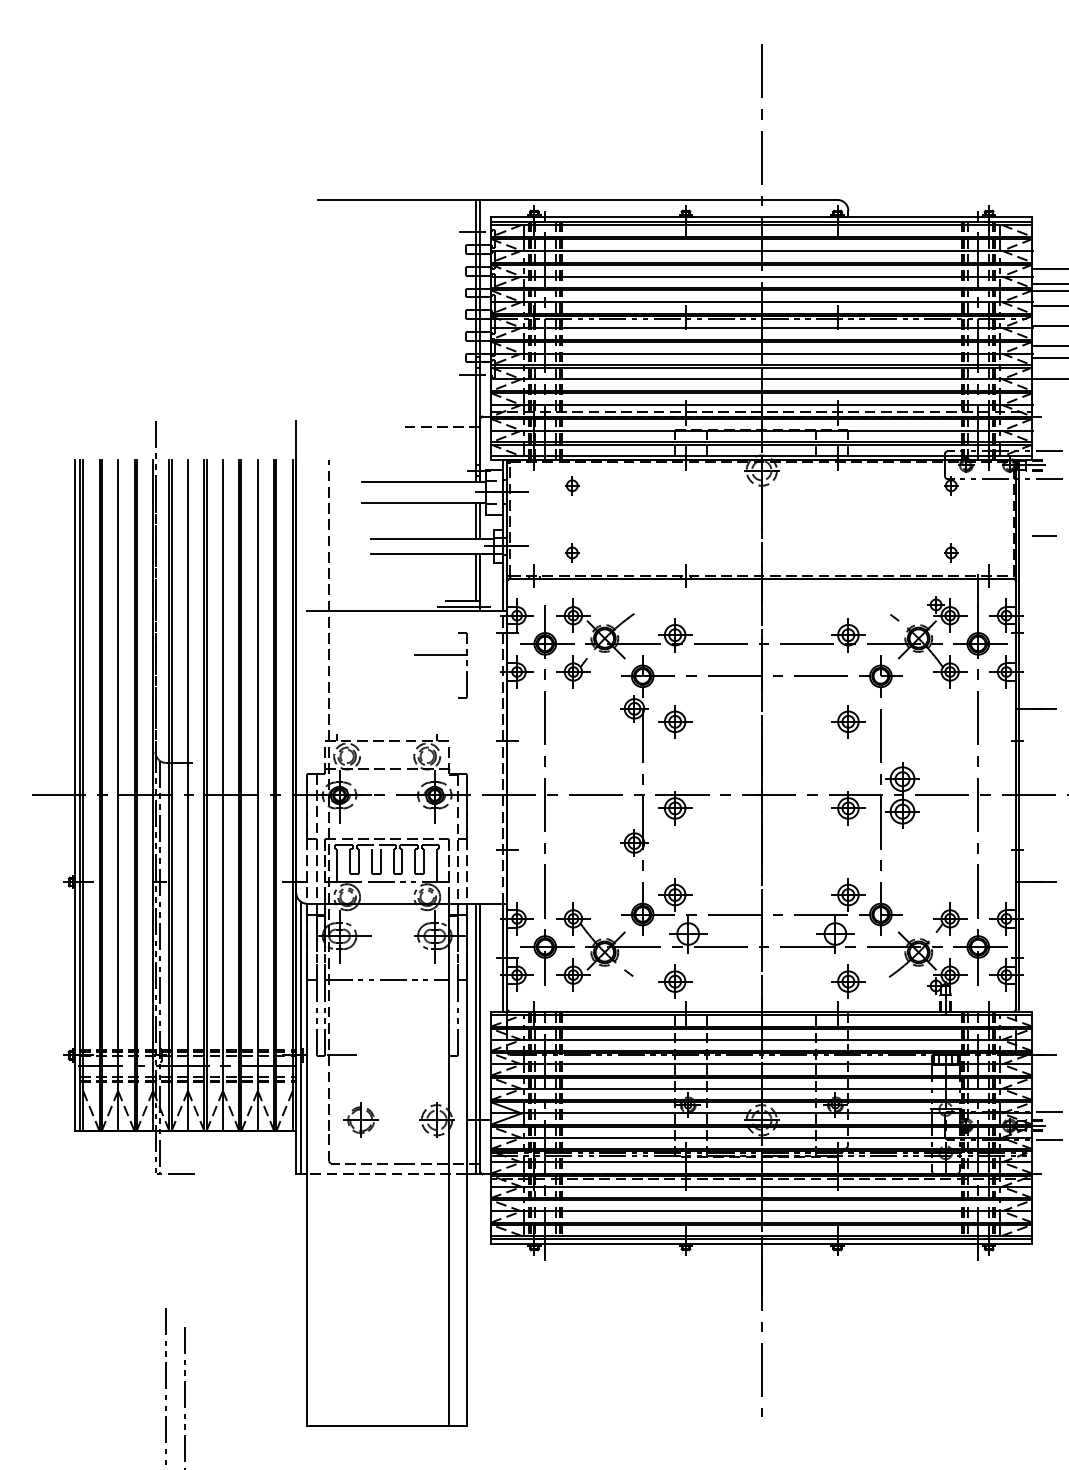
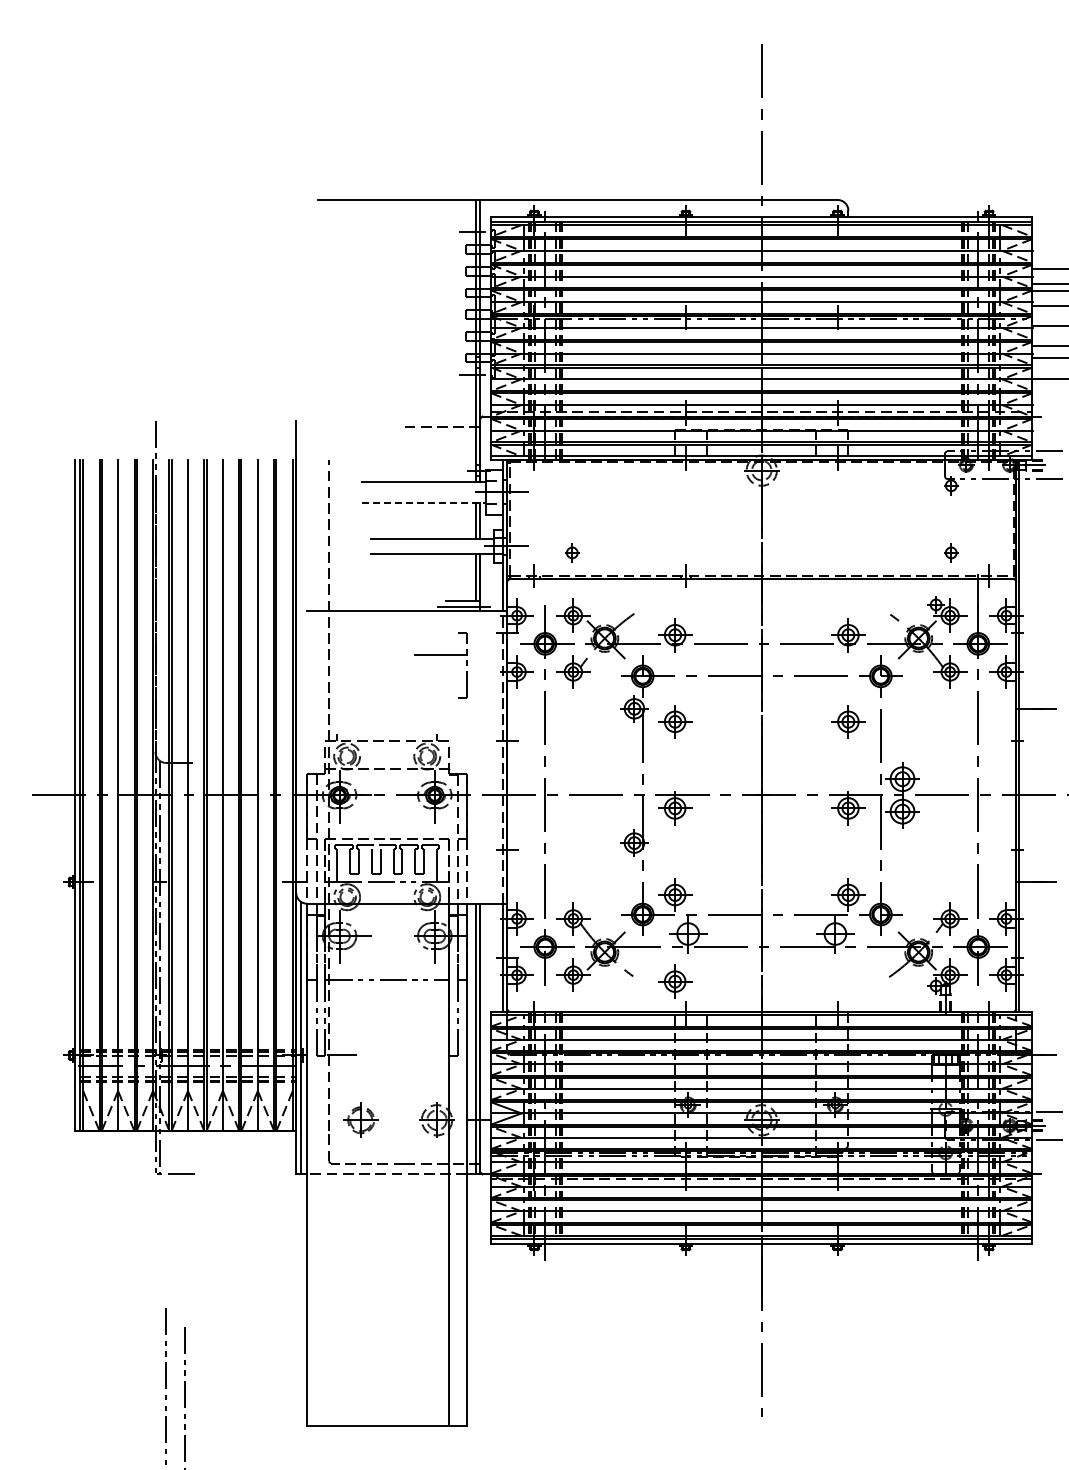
part: present -> none (572, 485)
line: solid -> dashed (424, 502)
line: present -> none (1044, 535)
part: present -> none (848, 981)
